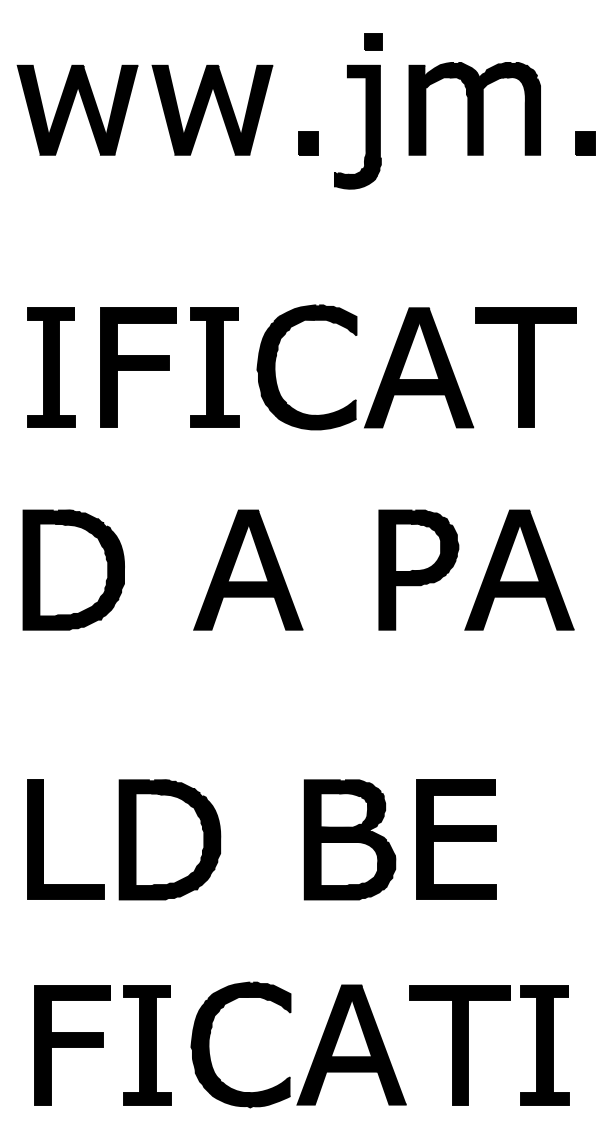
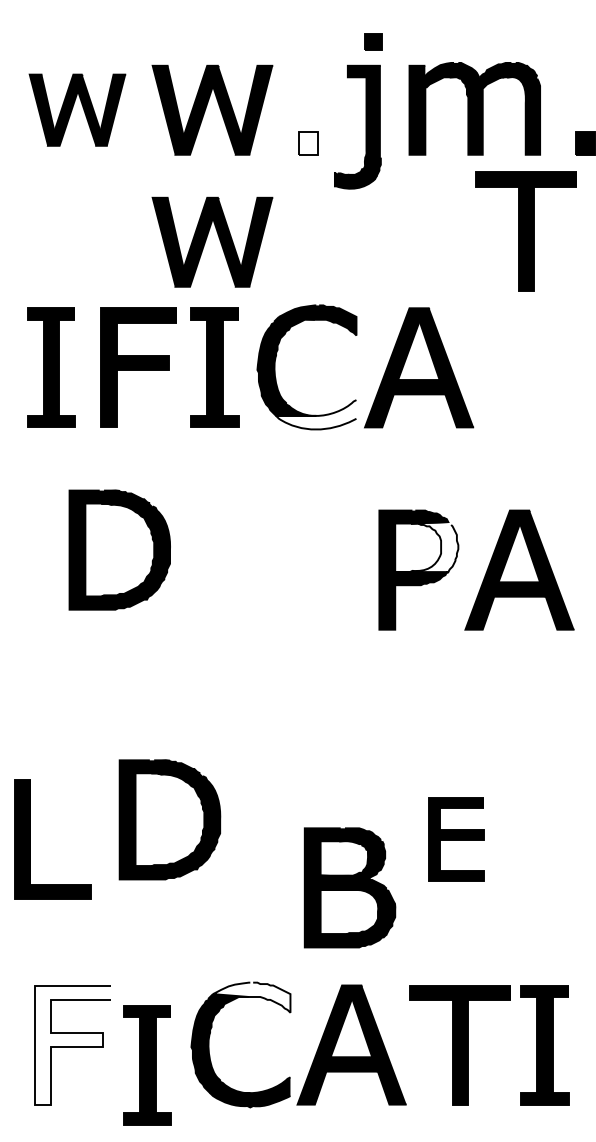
part size: 123x92 px -> 99x74 px (77, 109)
fill: present -> none (308, 142)
part: none -> present (212, 241)
part position: (525, 367) -> (525, 231) (525, 231)
fill: present -> none (316, 414)
fill: present -> none (426, 547)
part position: (73, 569) -> (119, 549) (119, 549)
part: present -> none (248, 569)
part position: (43, 839) -> (30, 839) (30, 839)
part position: (169, 839) -> (169, 819) (169, 819)
part position: (349, 839) -> (349, 887) (349, 887)
part size: 81x121 px -> 57x85 px (456, 839)
fill: present -> none (251, 997)
fill: present -> none (73, 1044)
part position: (147, 1045) -> (147, 1065) (147, 1065)
